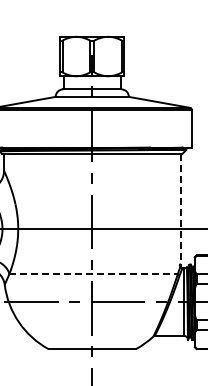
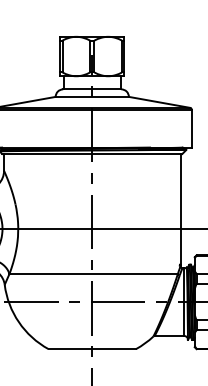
line: dashed -> solid (180, 208)
line: dashed -> solid (94, 274)
